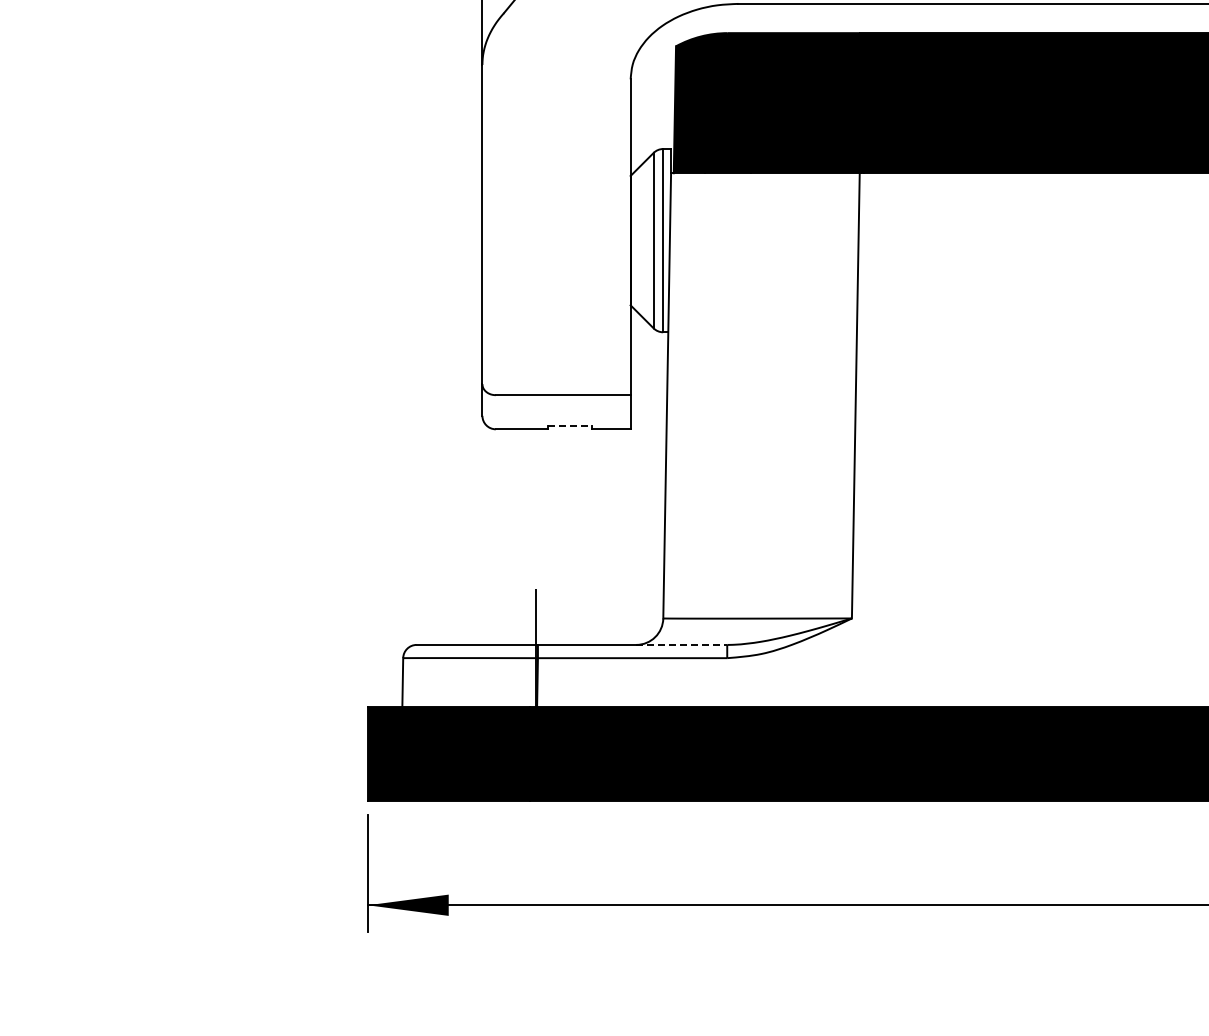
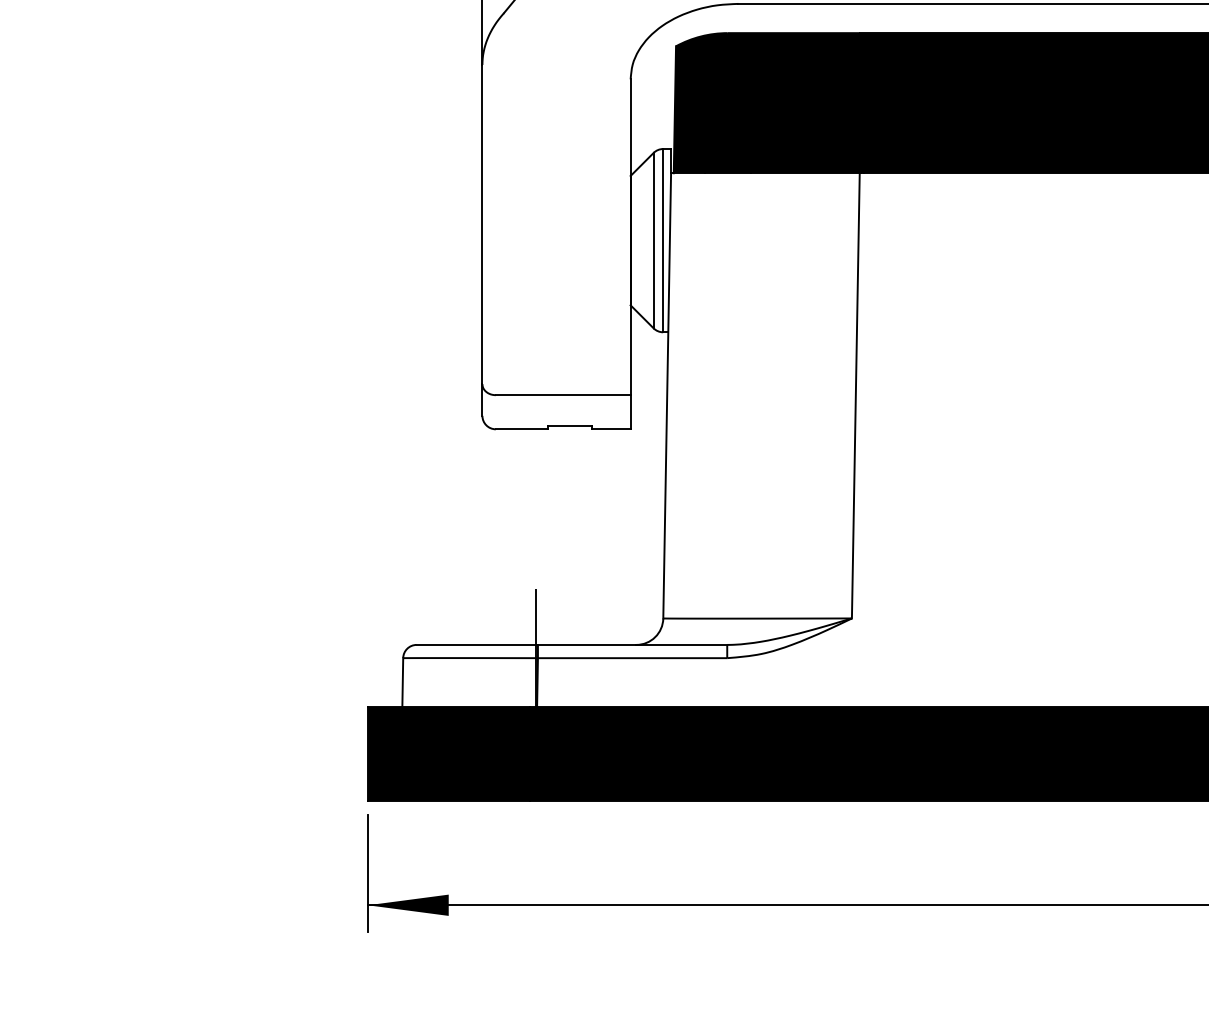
line: dashed -> solid (570, 425)
line: dashed -> solid (682, 644)
